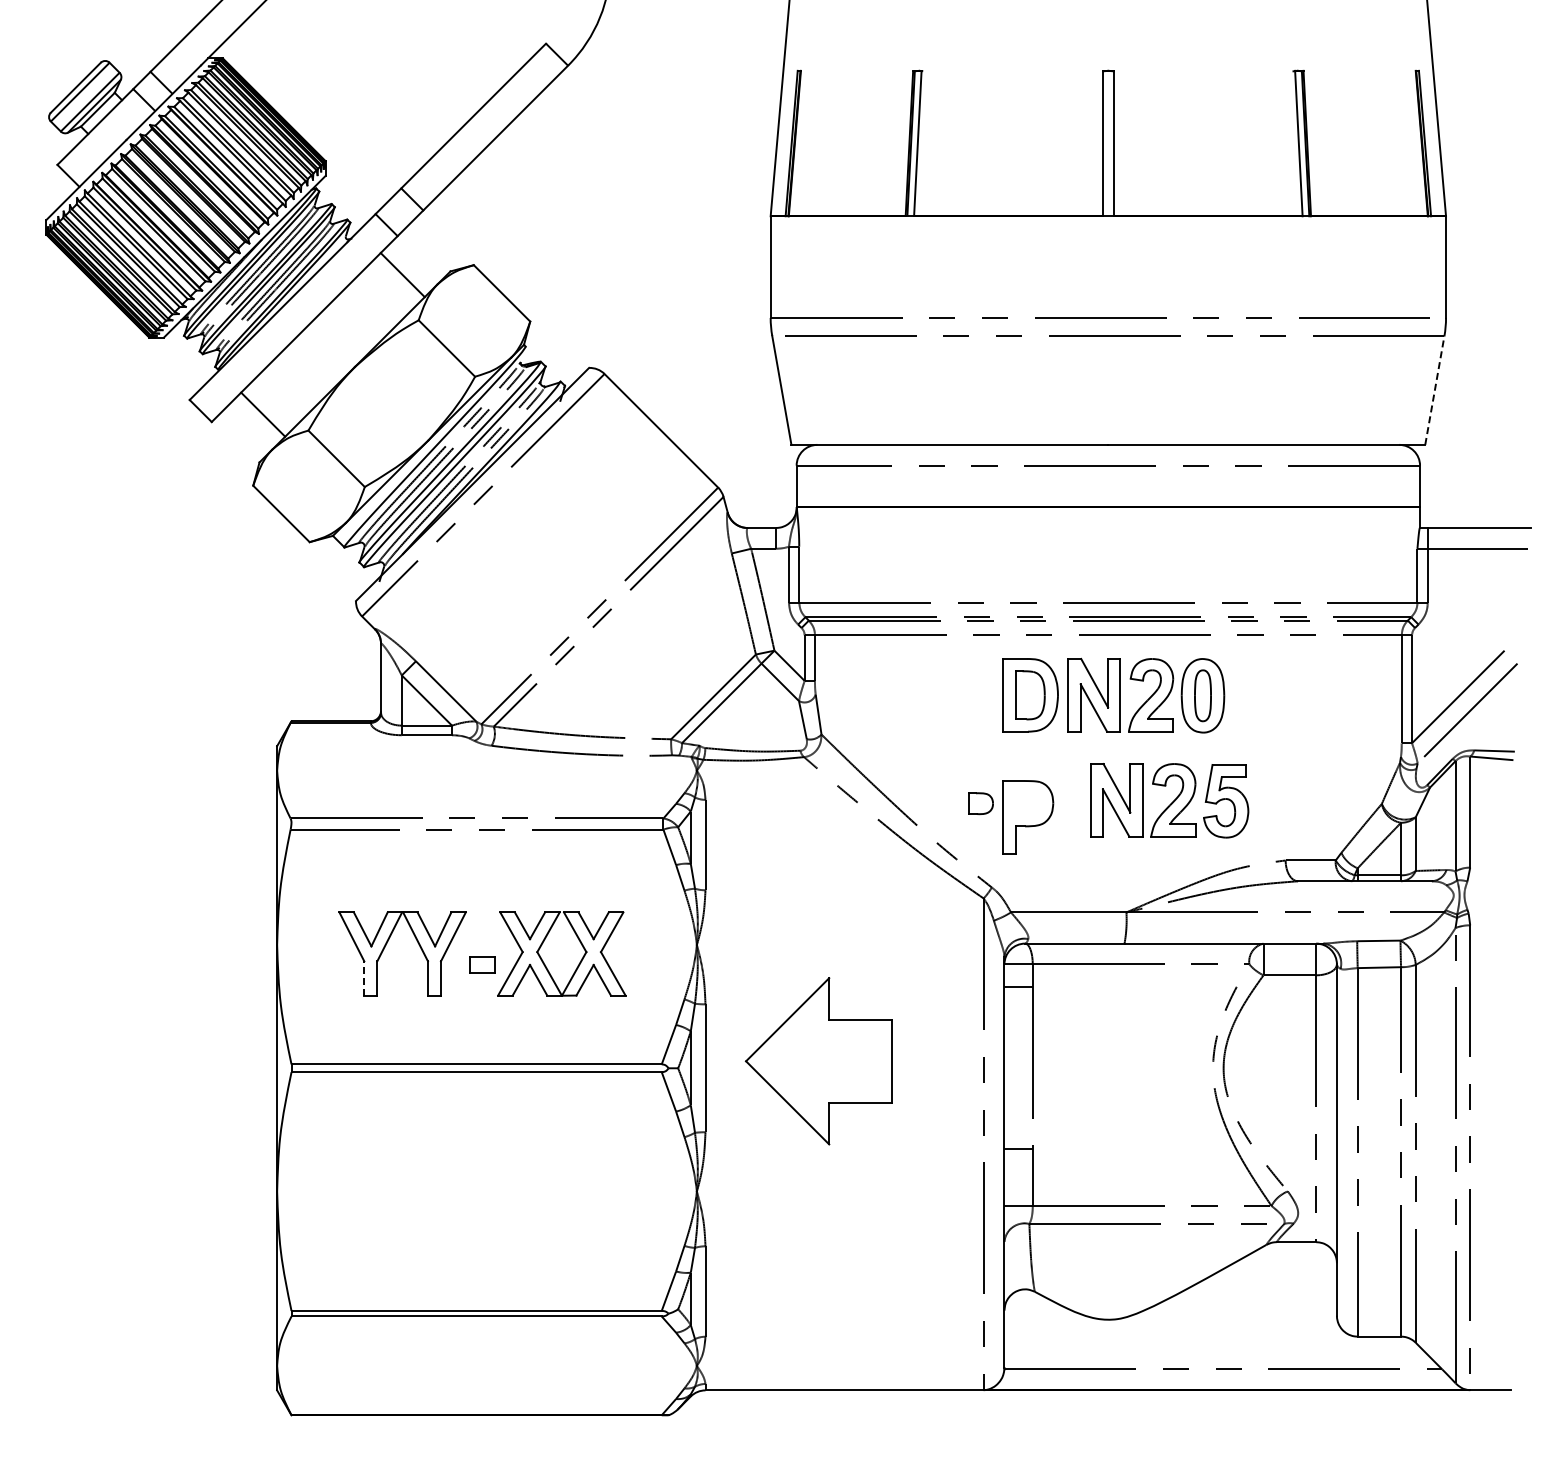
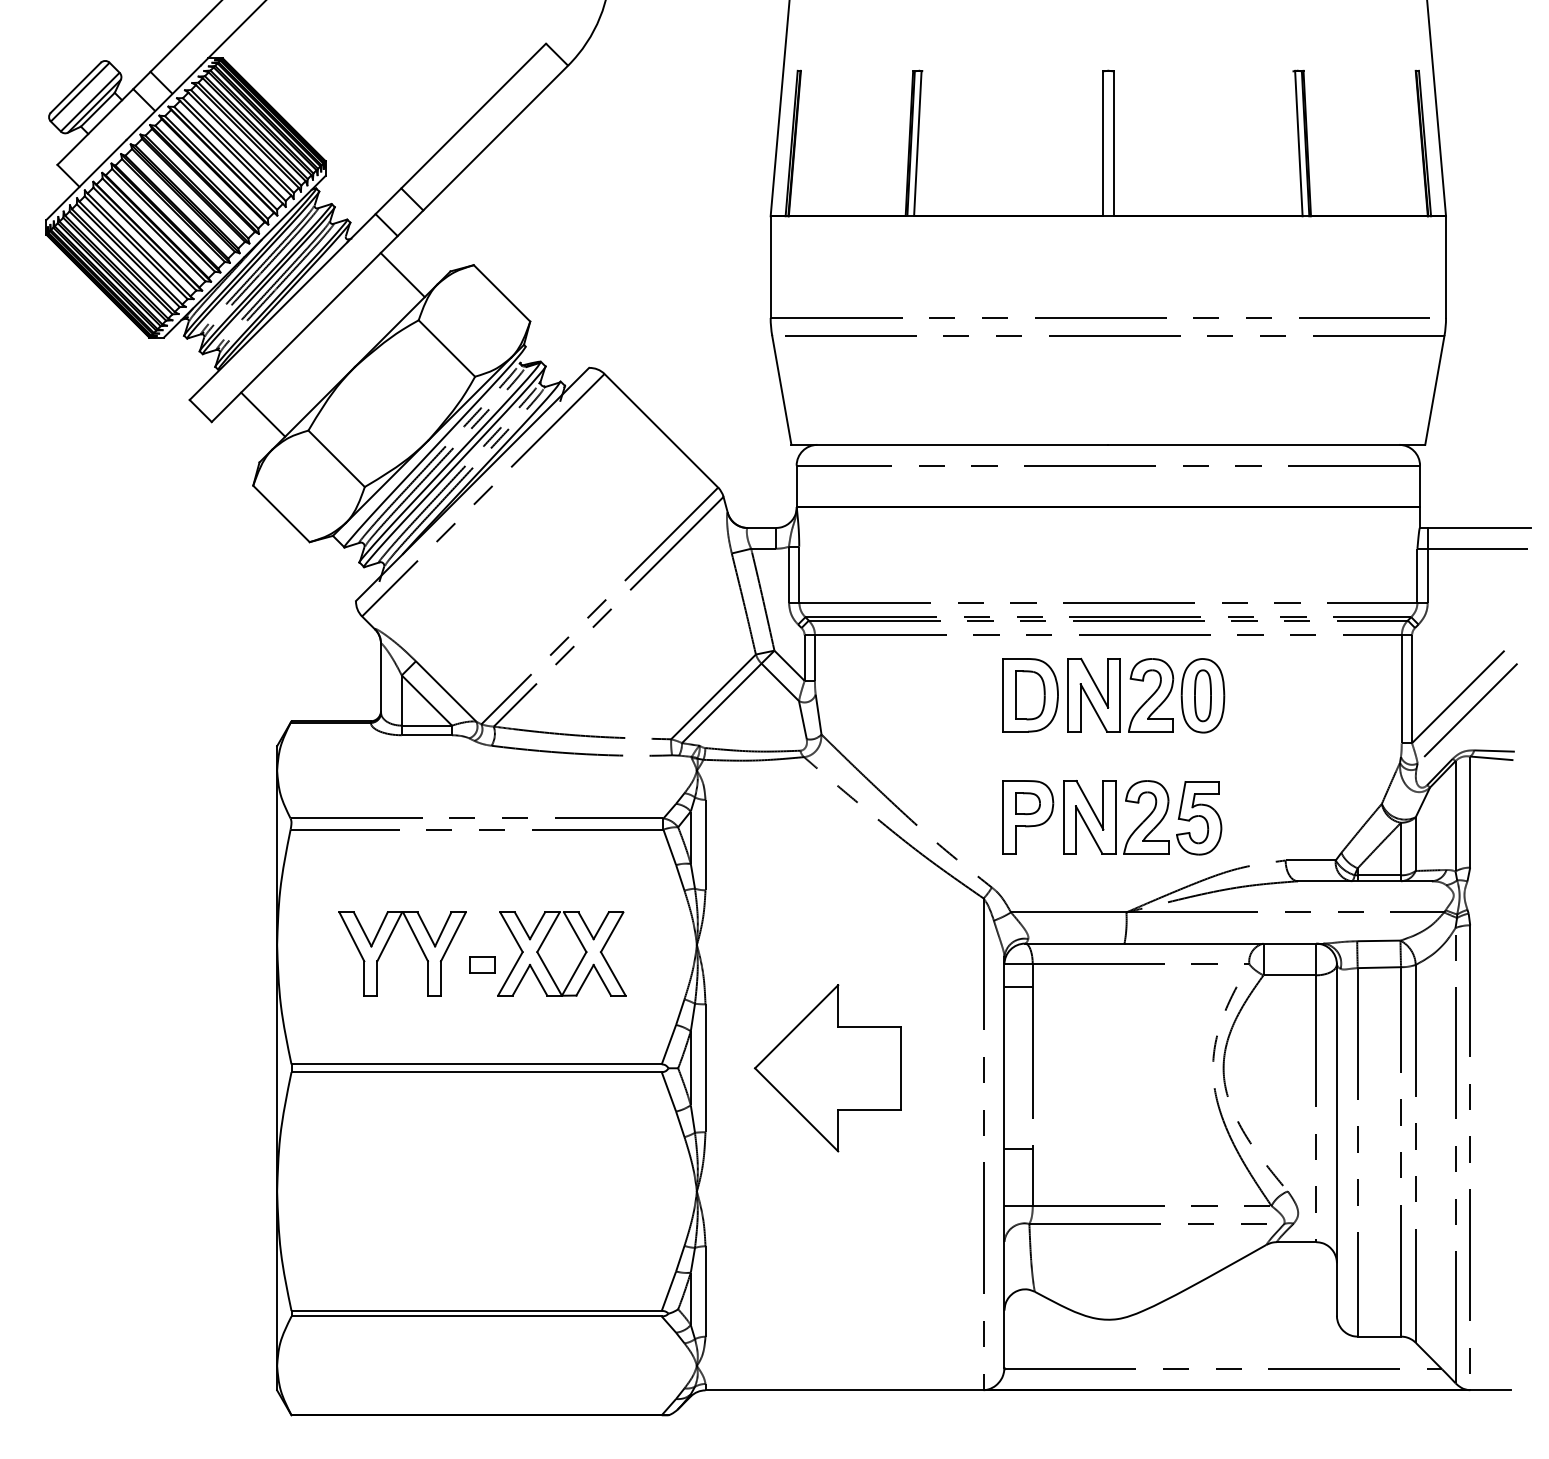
line: dashed -> solid (1434, 389)
part position: (1169, 800) -> (1142, 817) (1142, 817)
part position: (980, 803) -> (1027, 803) (1027, 803)
line: dashed -> solid (364, 977)
part position: (818, 1061) -> (827, 1068) (827, 1068)
